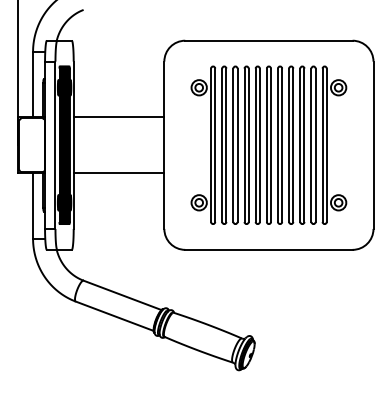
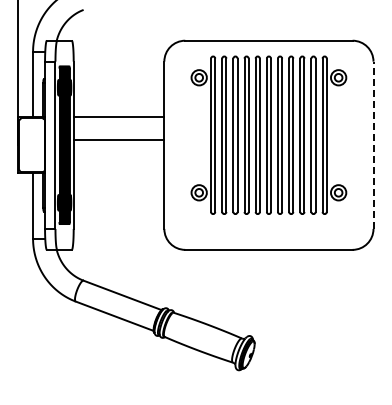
part position: (268, 144) -> (268, 134) (268, 134)
line: solid -> dashed (373, 145)
line position: (118, 173) -> (118, 140) (118, 140)
